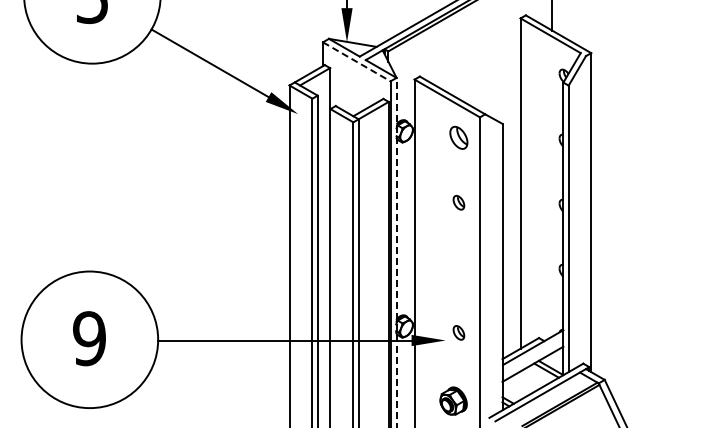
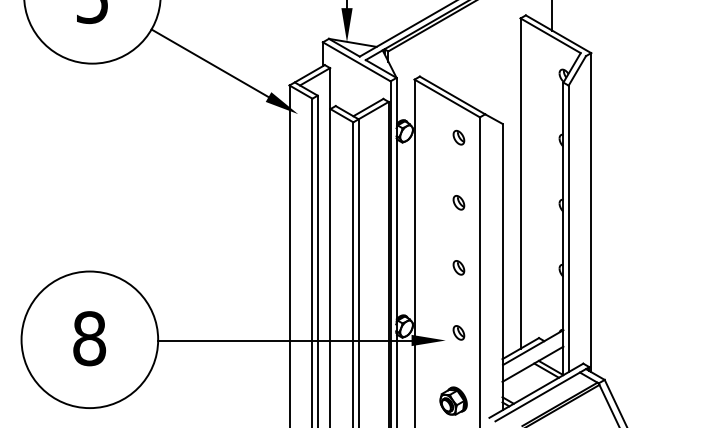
line: dashed -> solid (357, 62)
part size: 20x25 px -> 14x17 px (458, 137)
line: dashed -> solid (396, 252)
part: none -> present (458, 267)
text: 9 -> 8 (89, 338)
